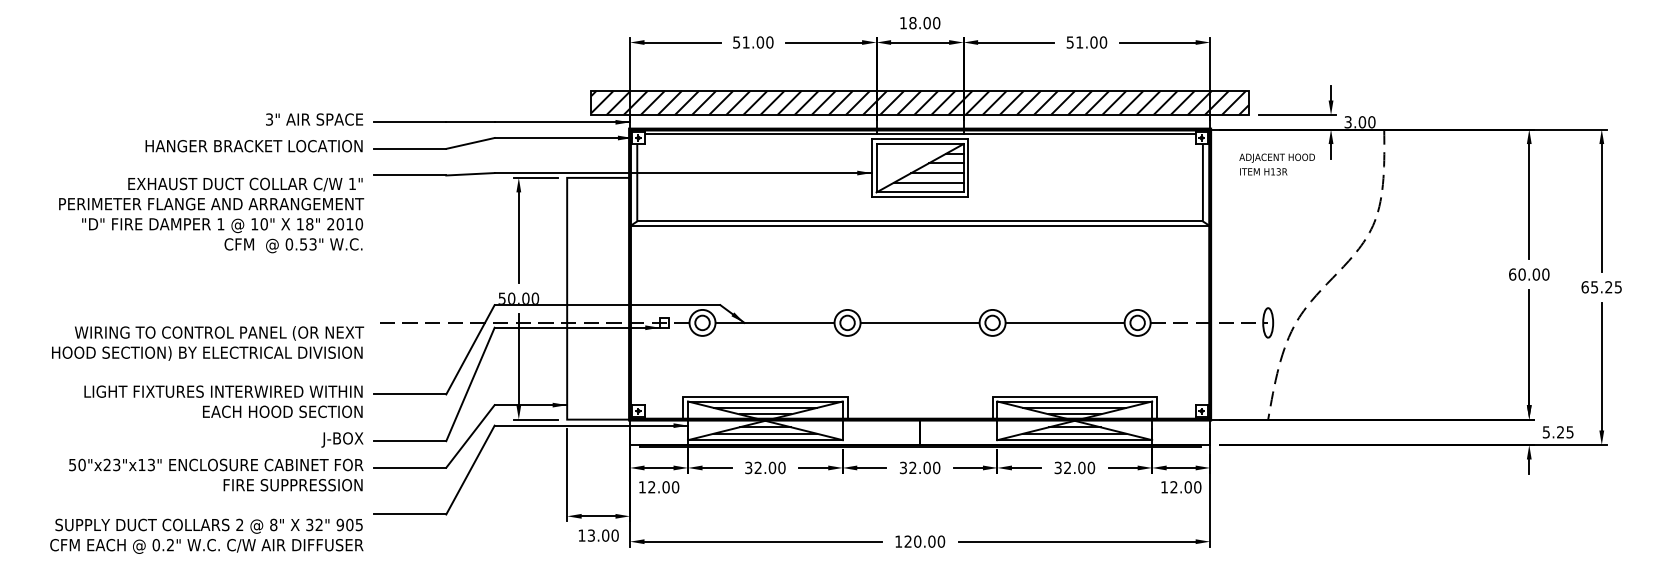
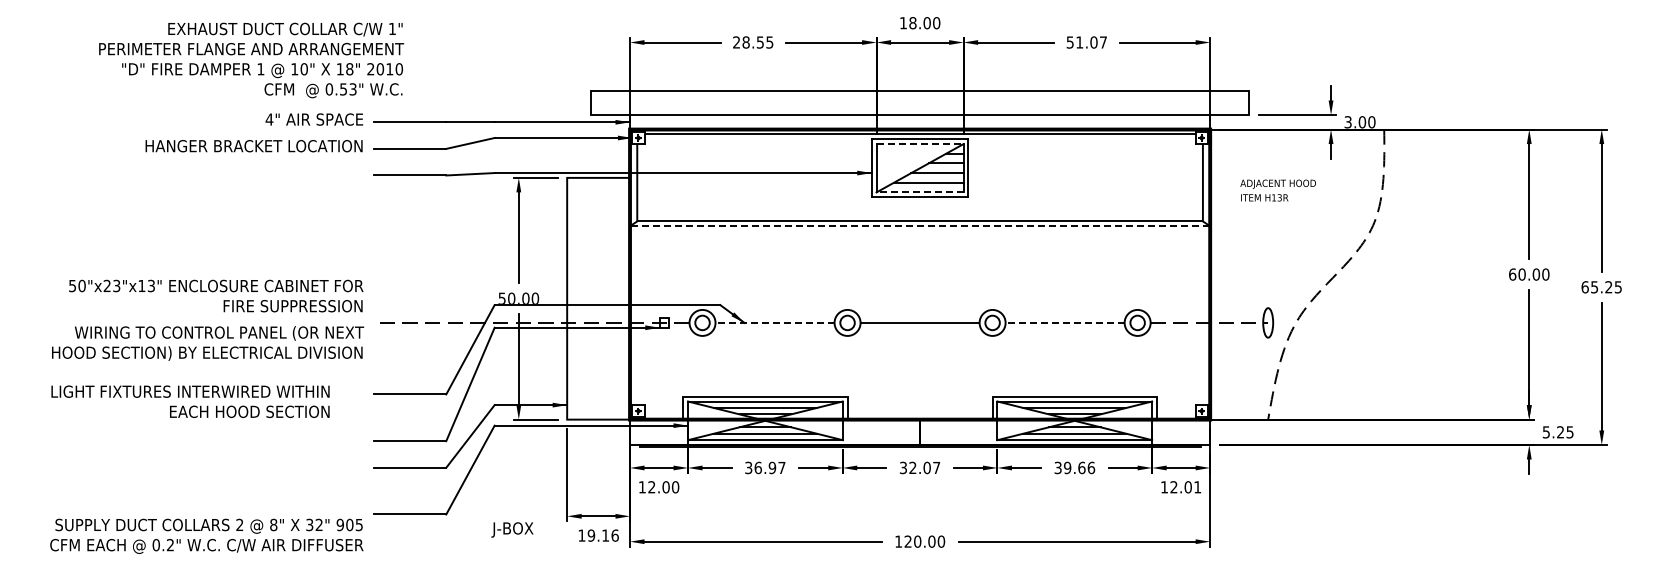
text: 51.00 -> 28.55 (753, 42)
text: 51.00 -> 51.07 (1103, 42)
hatch: present -> none (919, 102)
text: 3" -> 4" (269, 119)
line: solid -> dashed (920, 144)
text position: (1276, 164) -> (1277, 190) (1277, 190)
line: solid -> dashed (920, 192)
text position: (211, 215) -> (251, 60) (251, 60)
line: solid -> dashed (919, 226)
line: solid -> dashed (775, 322)
line: solid -> dashed (1065, 322)
text position: (223, 401) -> (190, 401) (190, 401)
text position: (342, 439) -> (512, 529) (512, 529)
text: 32.00 -> 36.97 (769, 467)
text: 32.00 -> 32.07 (936, 467)
text: 32.00 -> 39.66 (1079, 467)
text position: (216, 474) -> (216, 295) (216, 295)
text: 12.00 -> 12.01 (1197, 487)
text: 13.00 -> 19.16 (602, 535)
